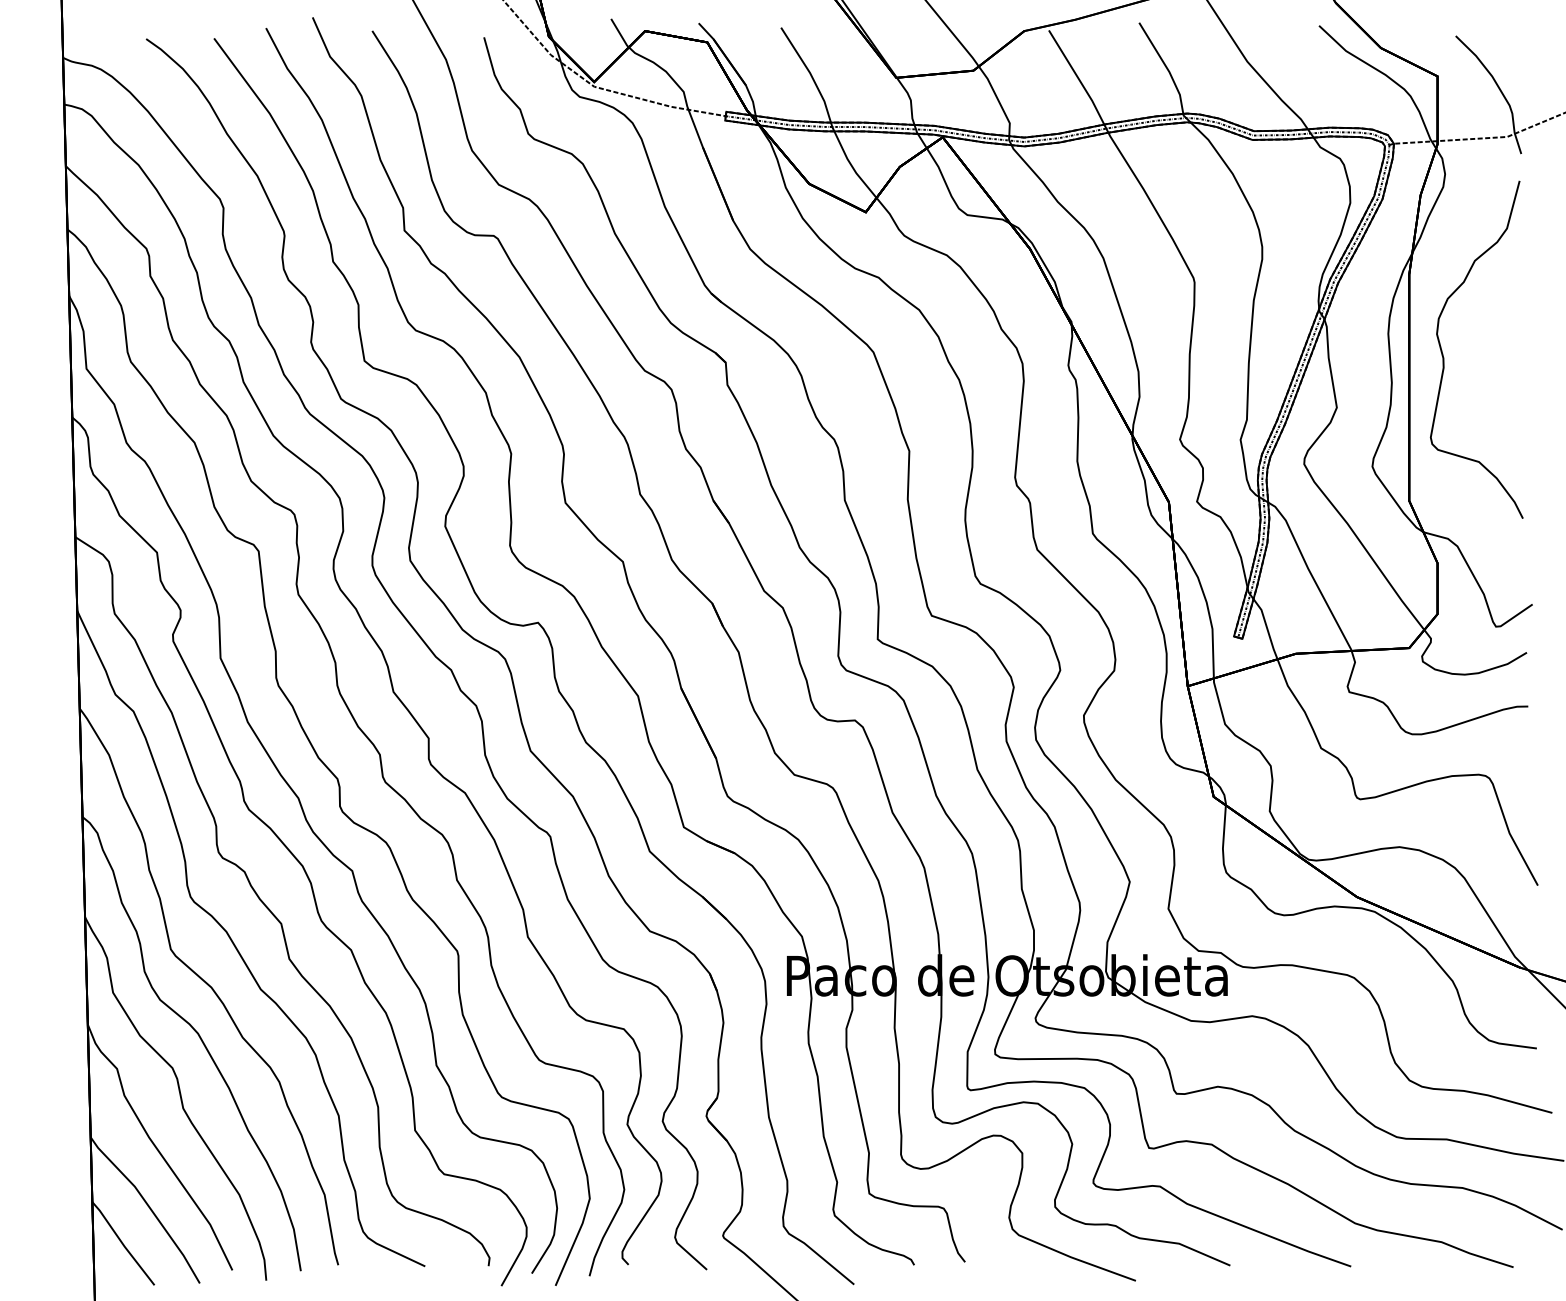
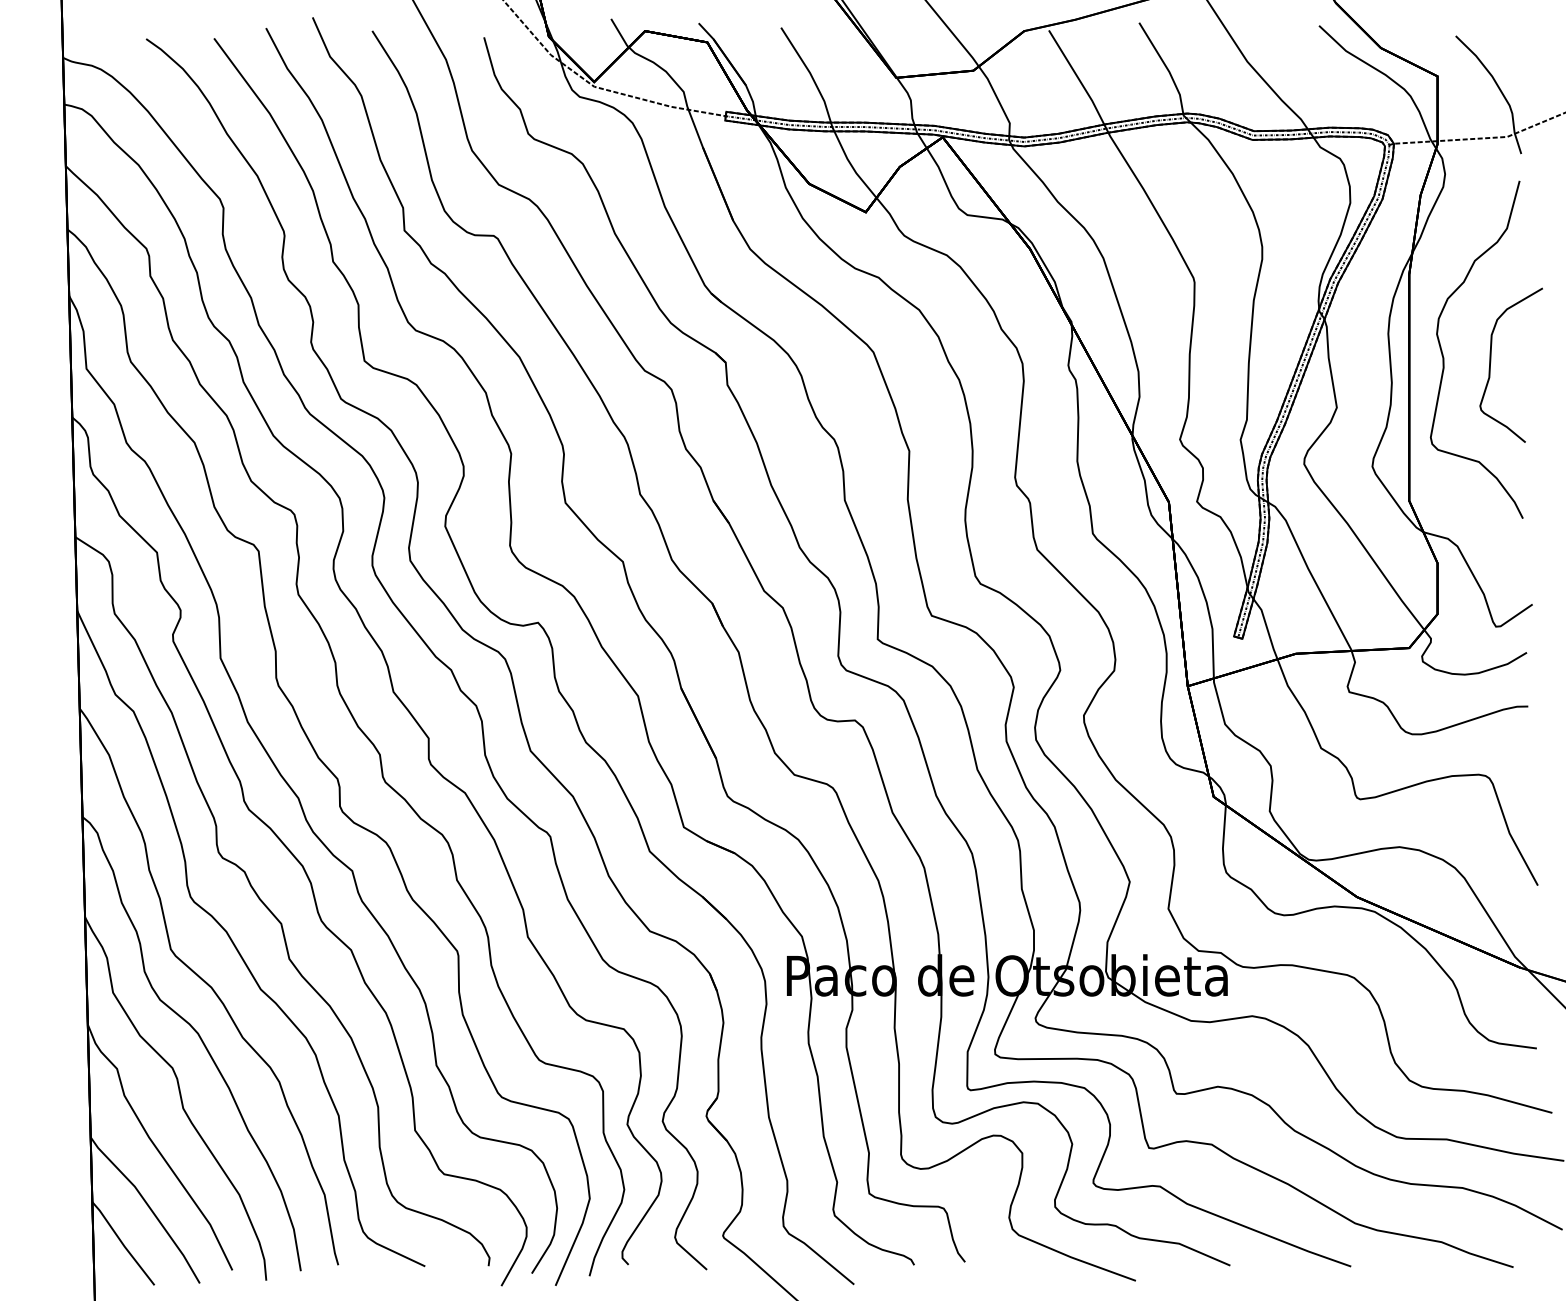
curve: none -> present (1491, 362)
